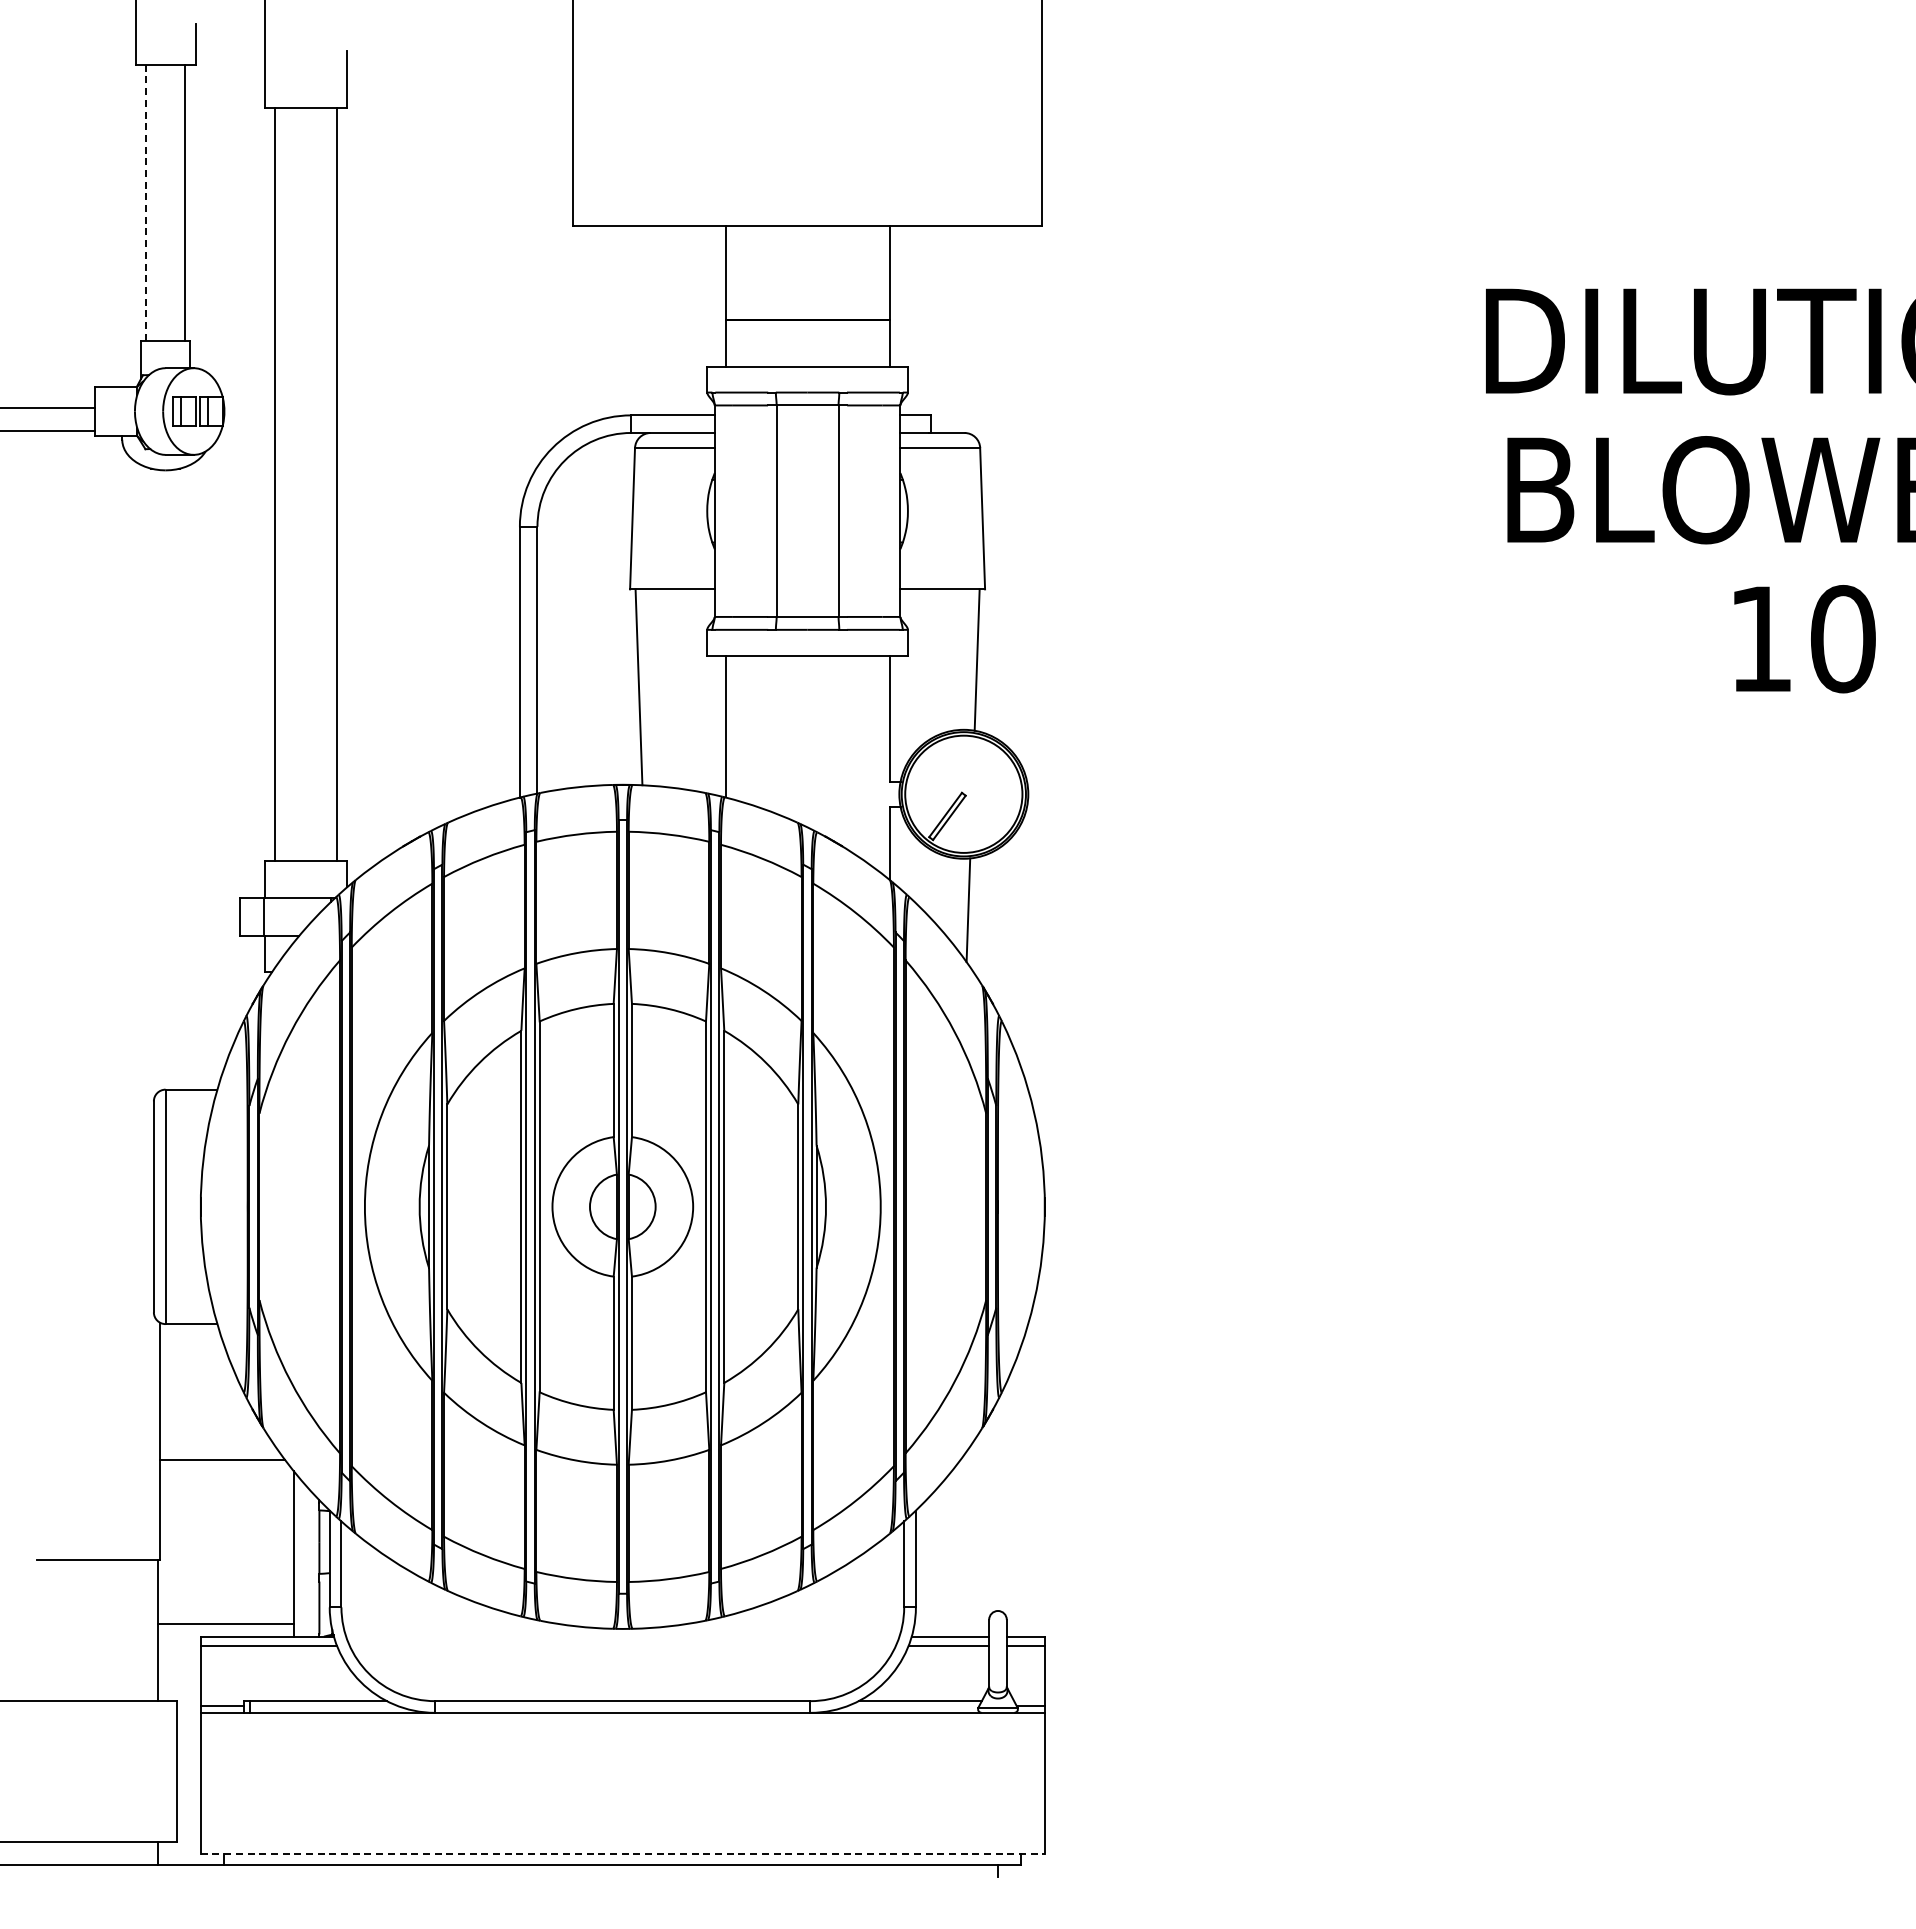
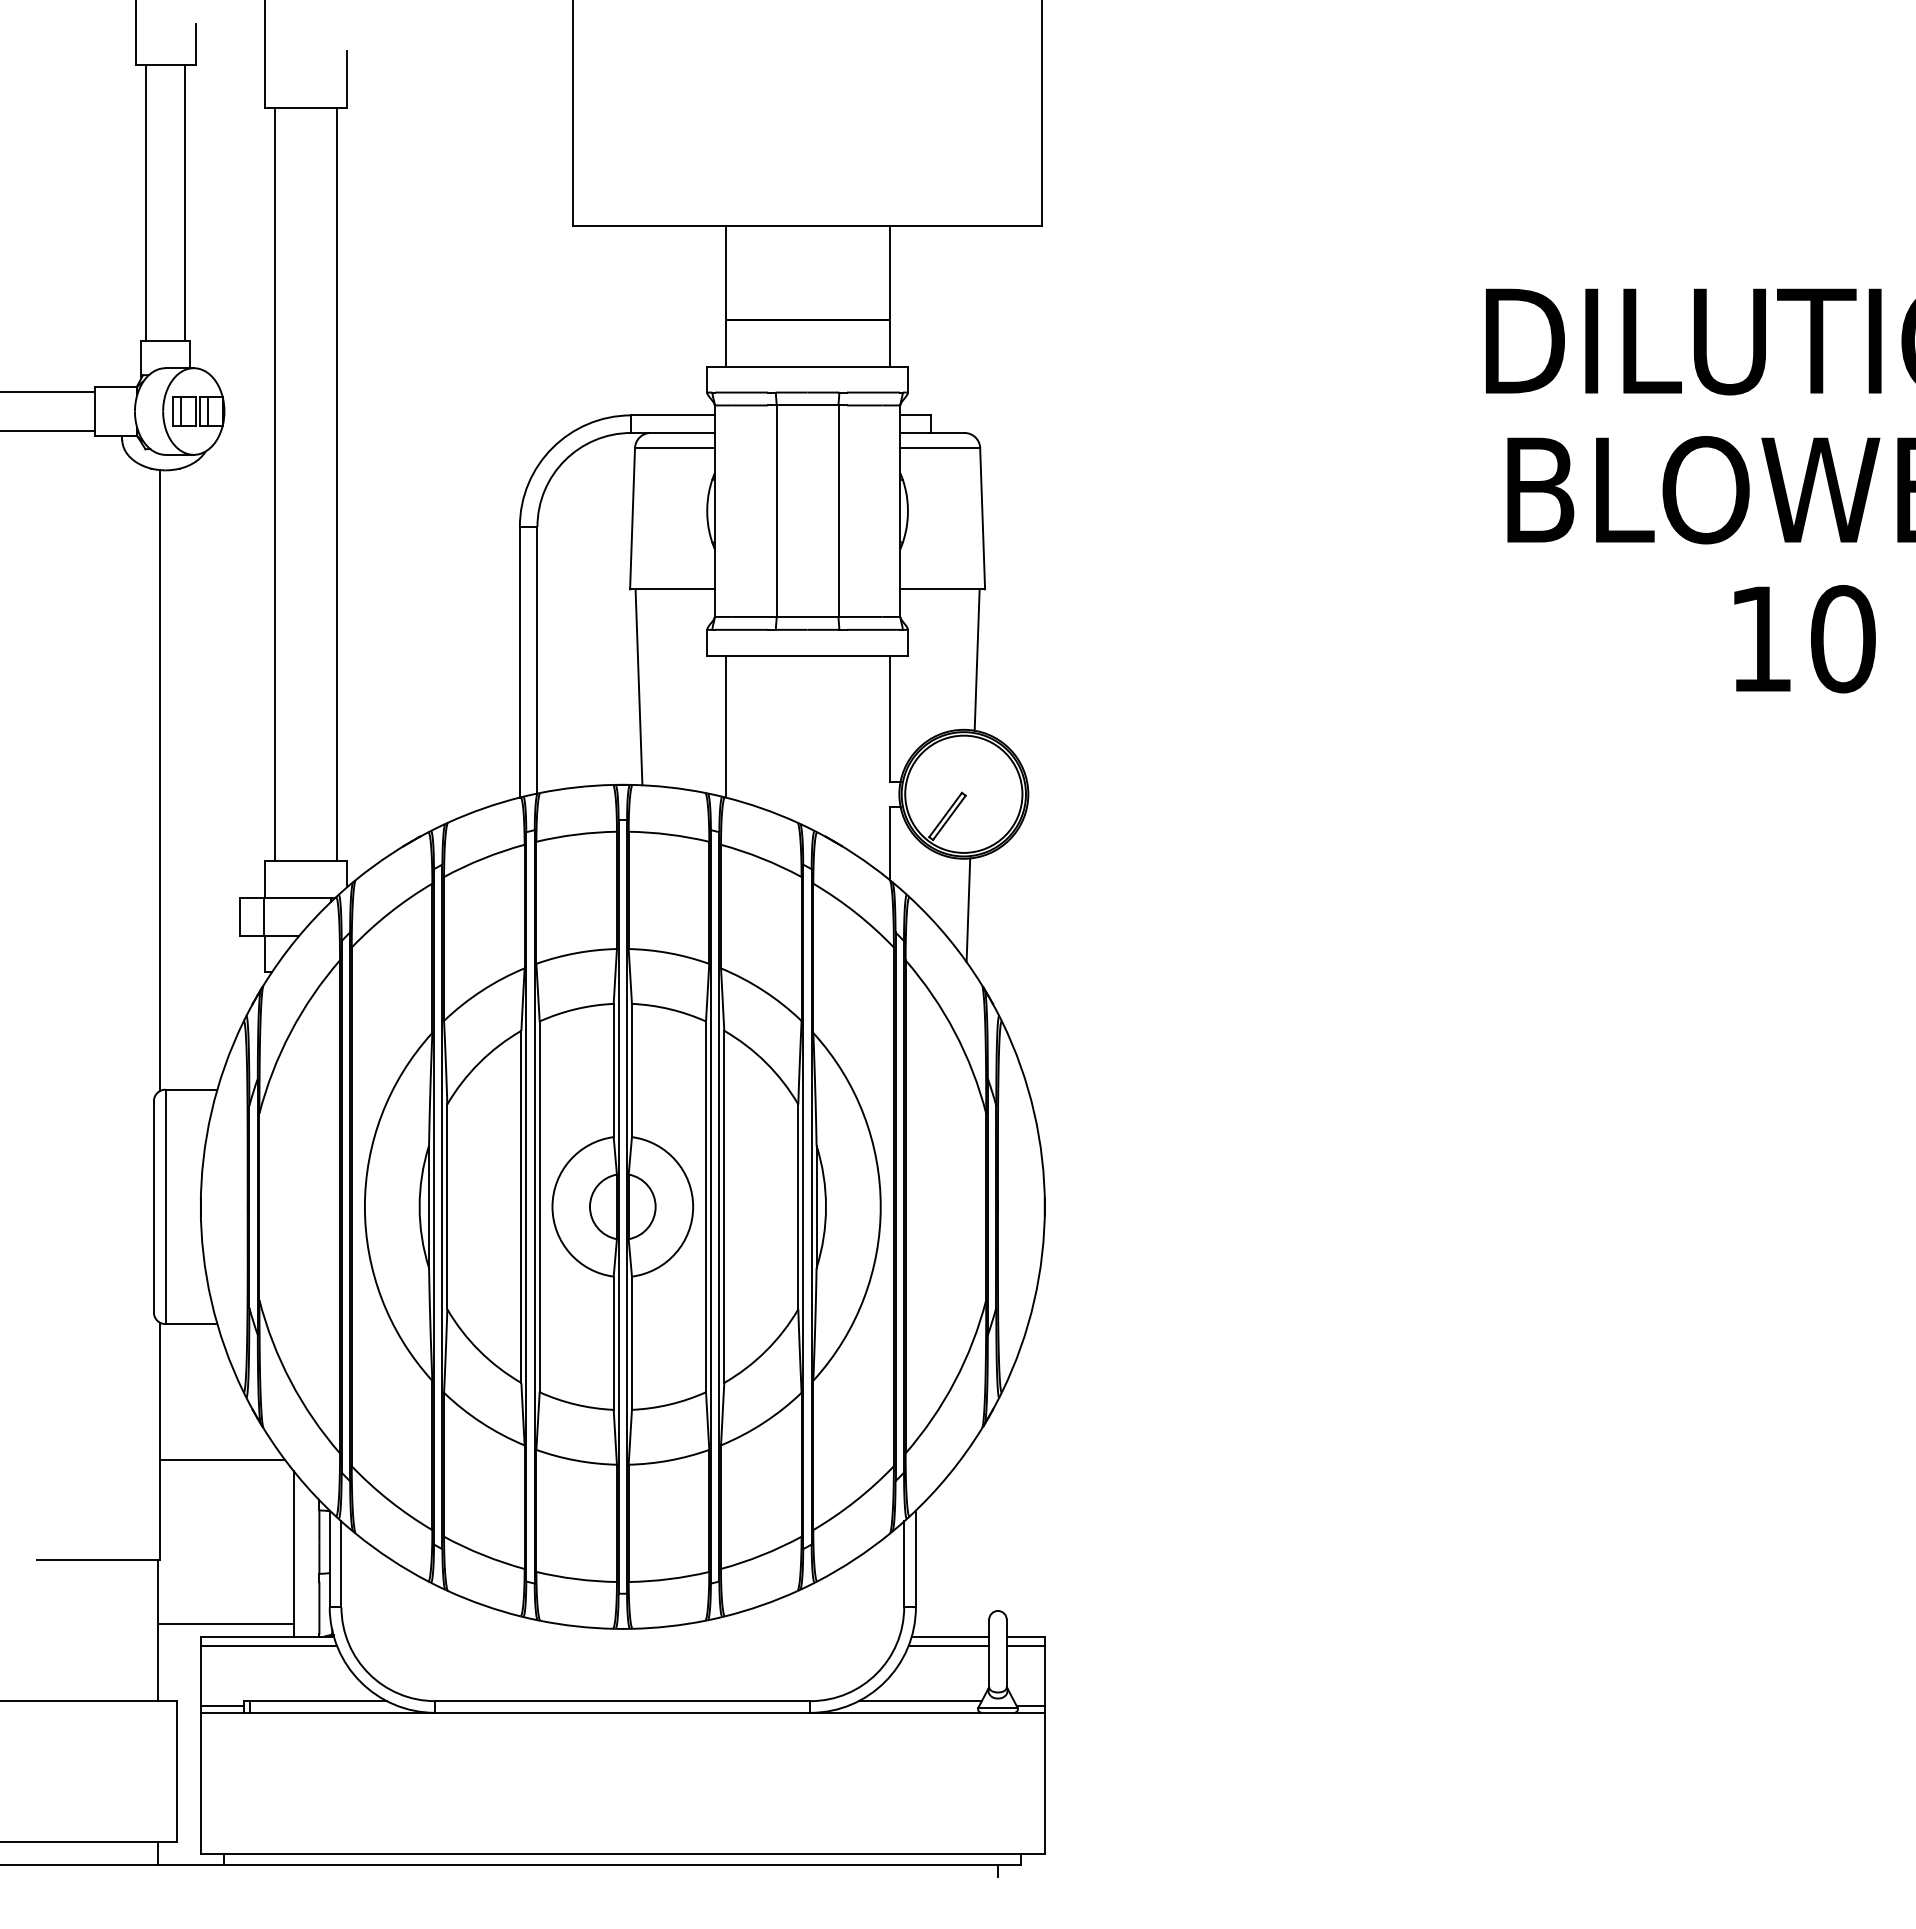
line: dashed -> solid (145, 203)
line position: (48, 407) -> (48, 391) (48, 391)
line: none -> present (160, 780)
line: dashed -> solid (623, 1853)
